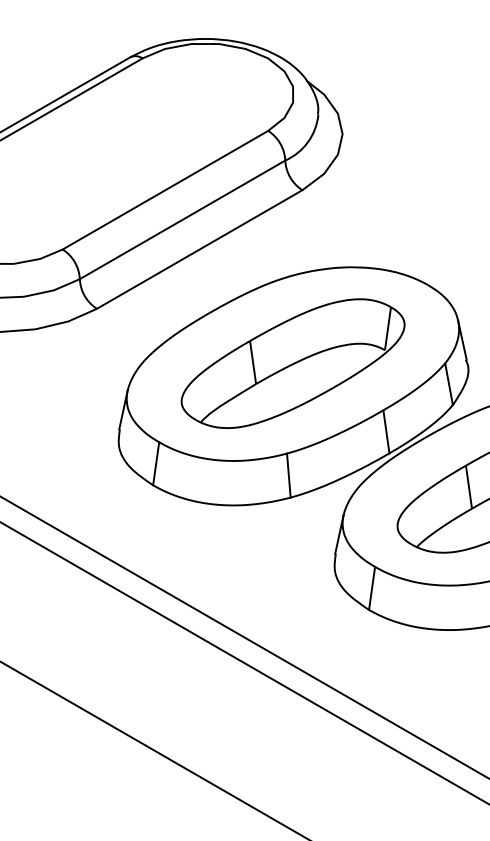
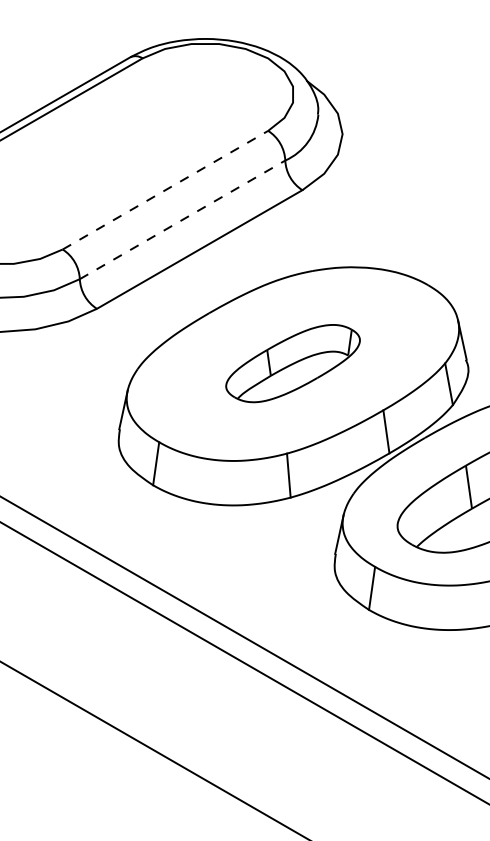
line: solid -> dashed (165, 190)
line: solid -> dashed (182, 219)
part size: 226x131 px -> 136x80 px (292, 363)
